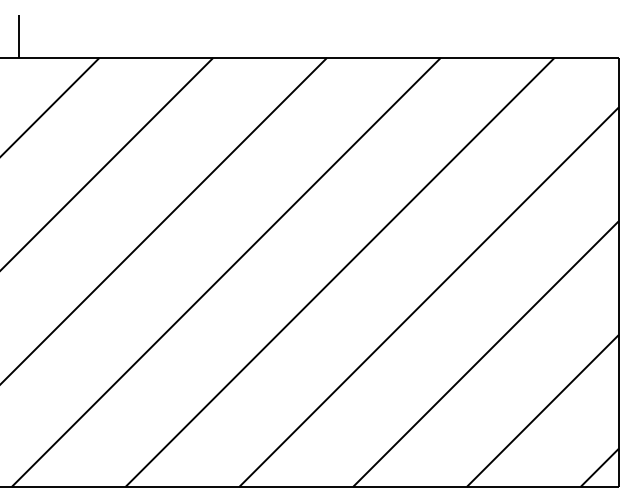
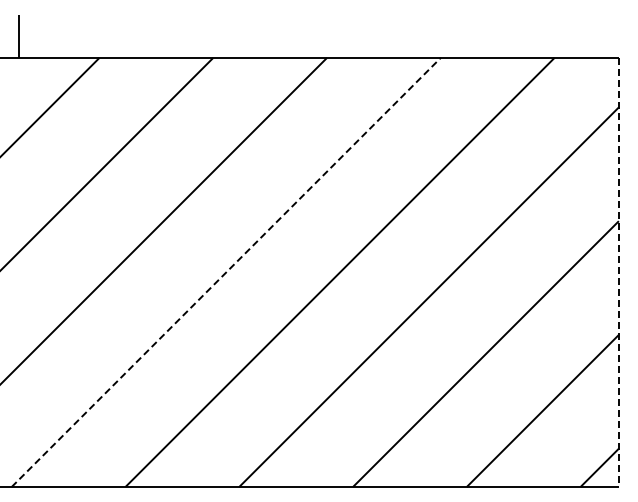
line: solid -> dashed (226, 272)
line: solid -> dashed (618, 272)
